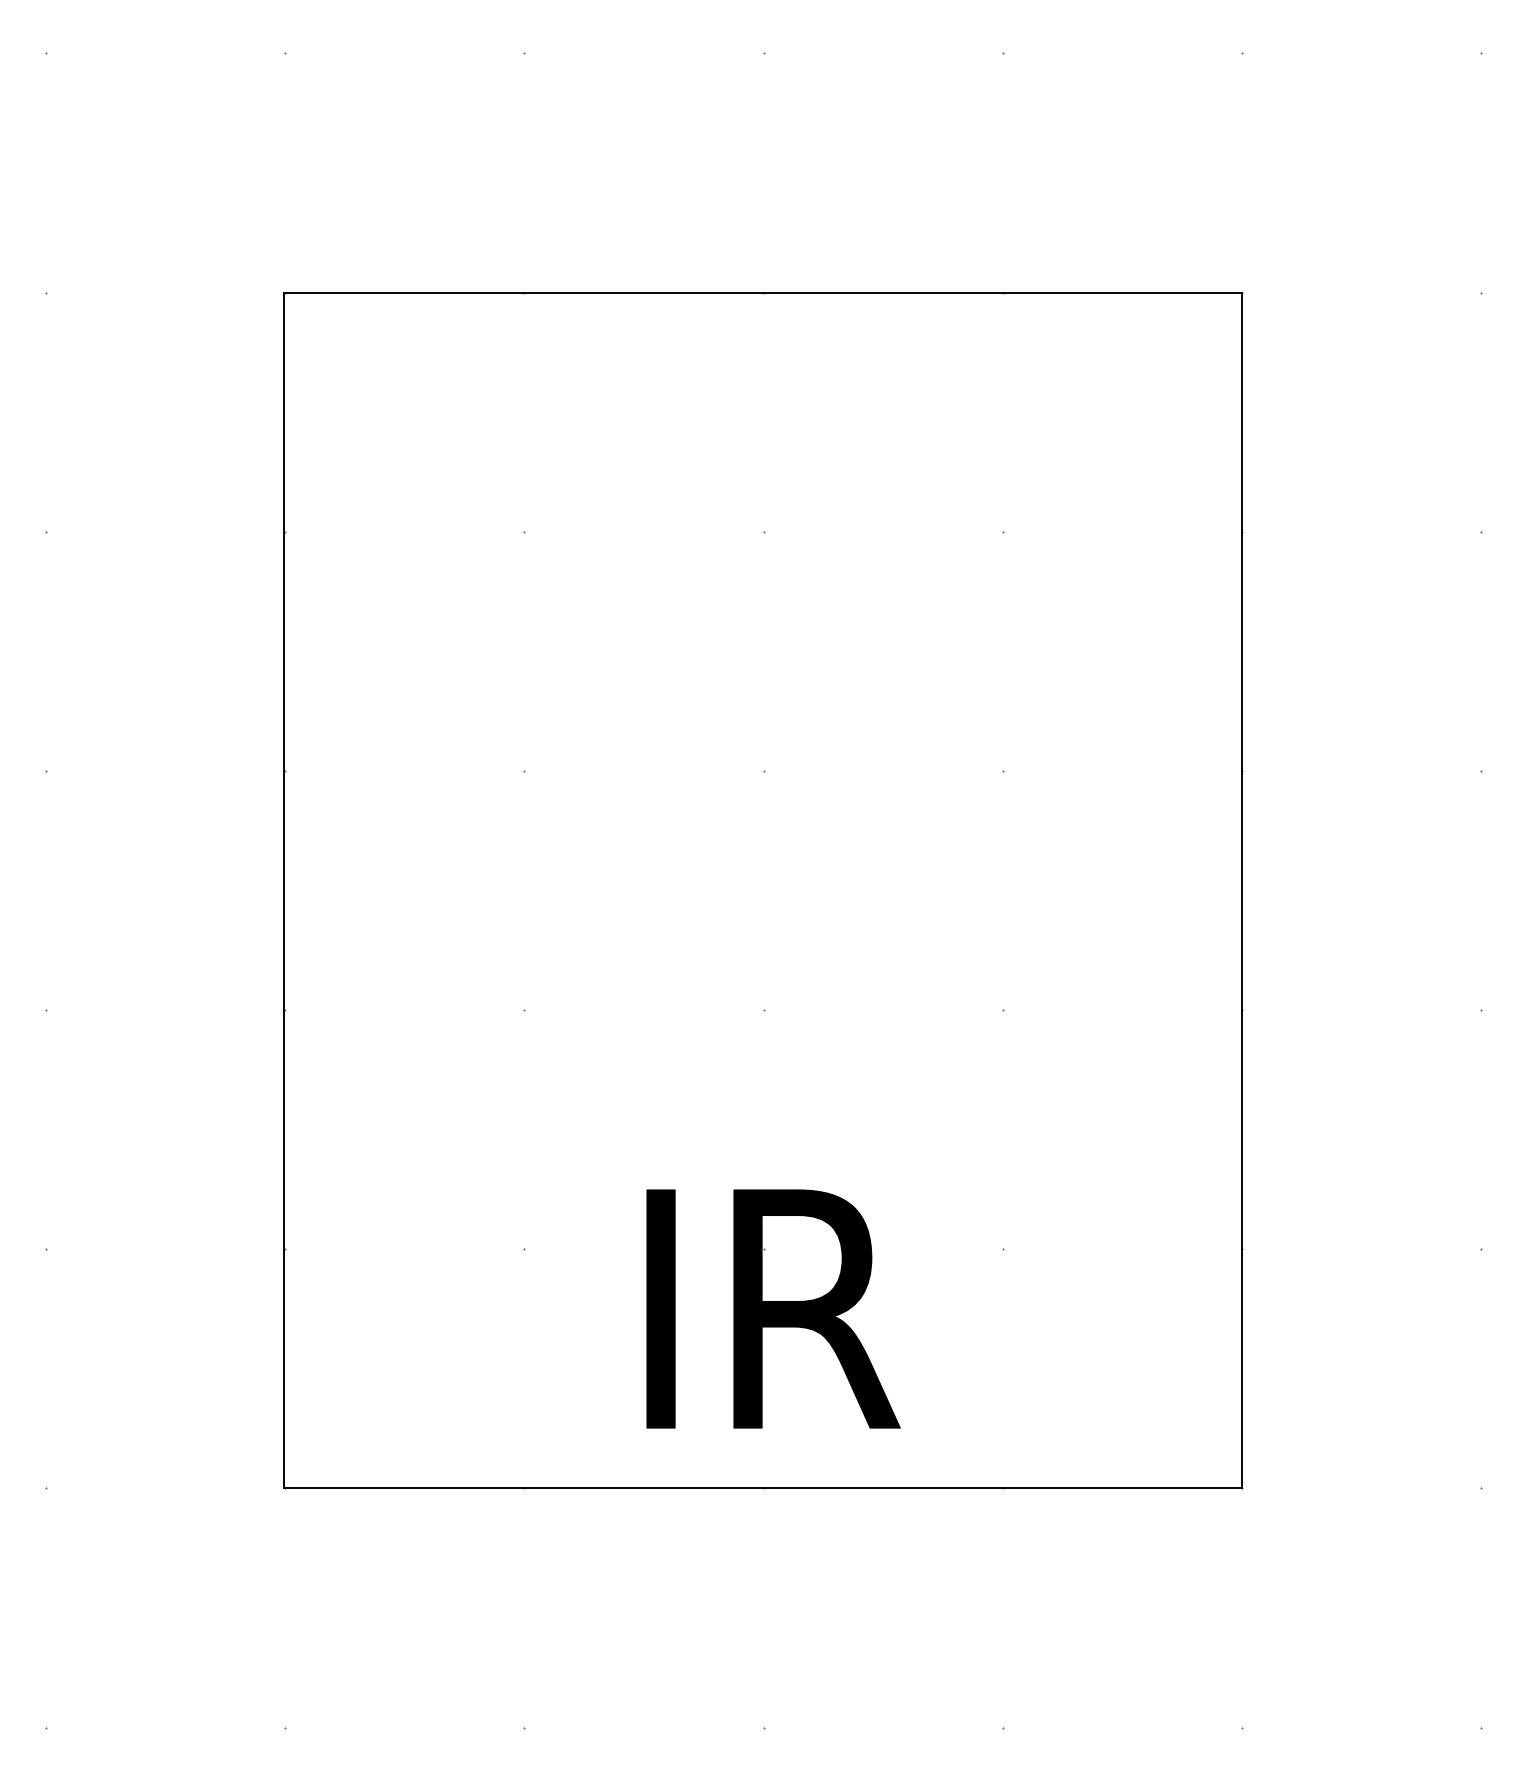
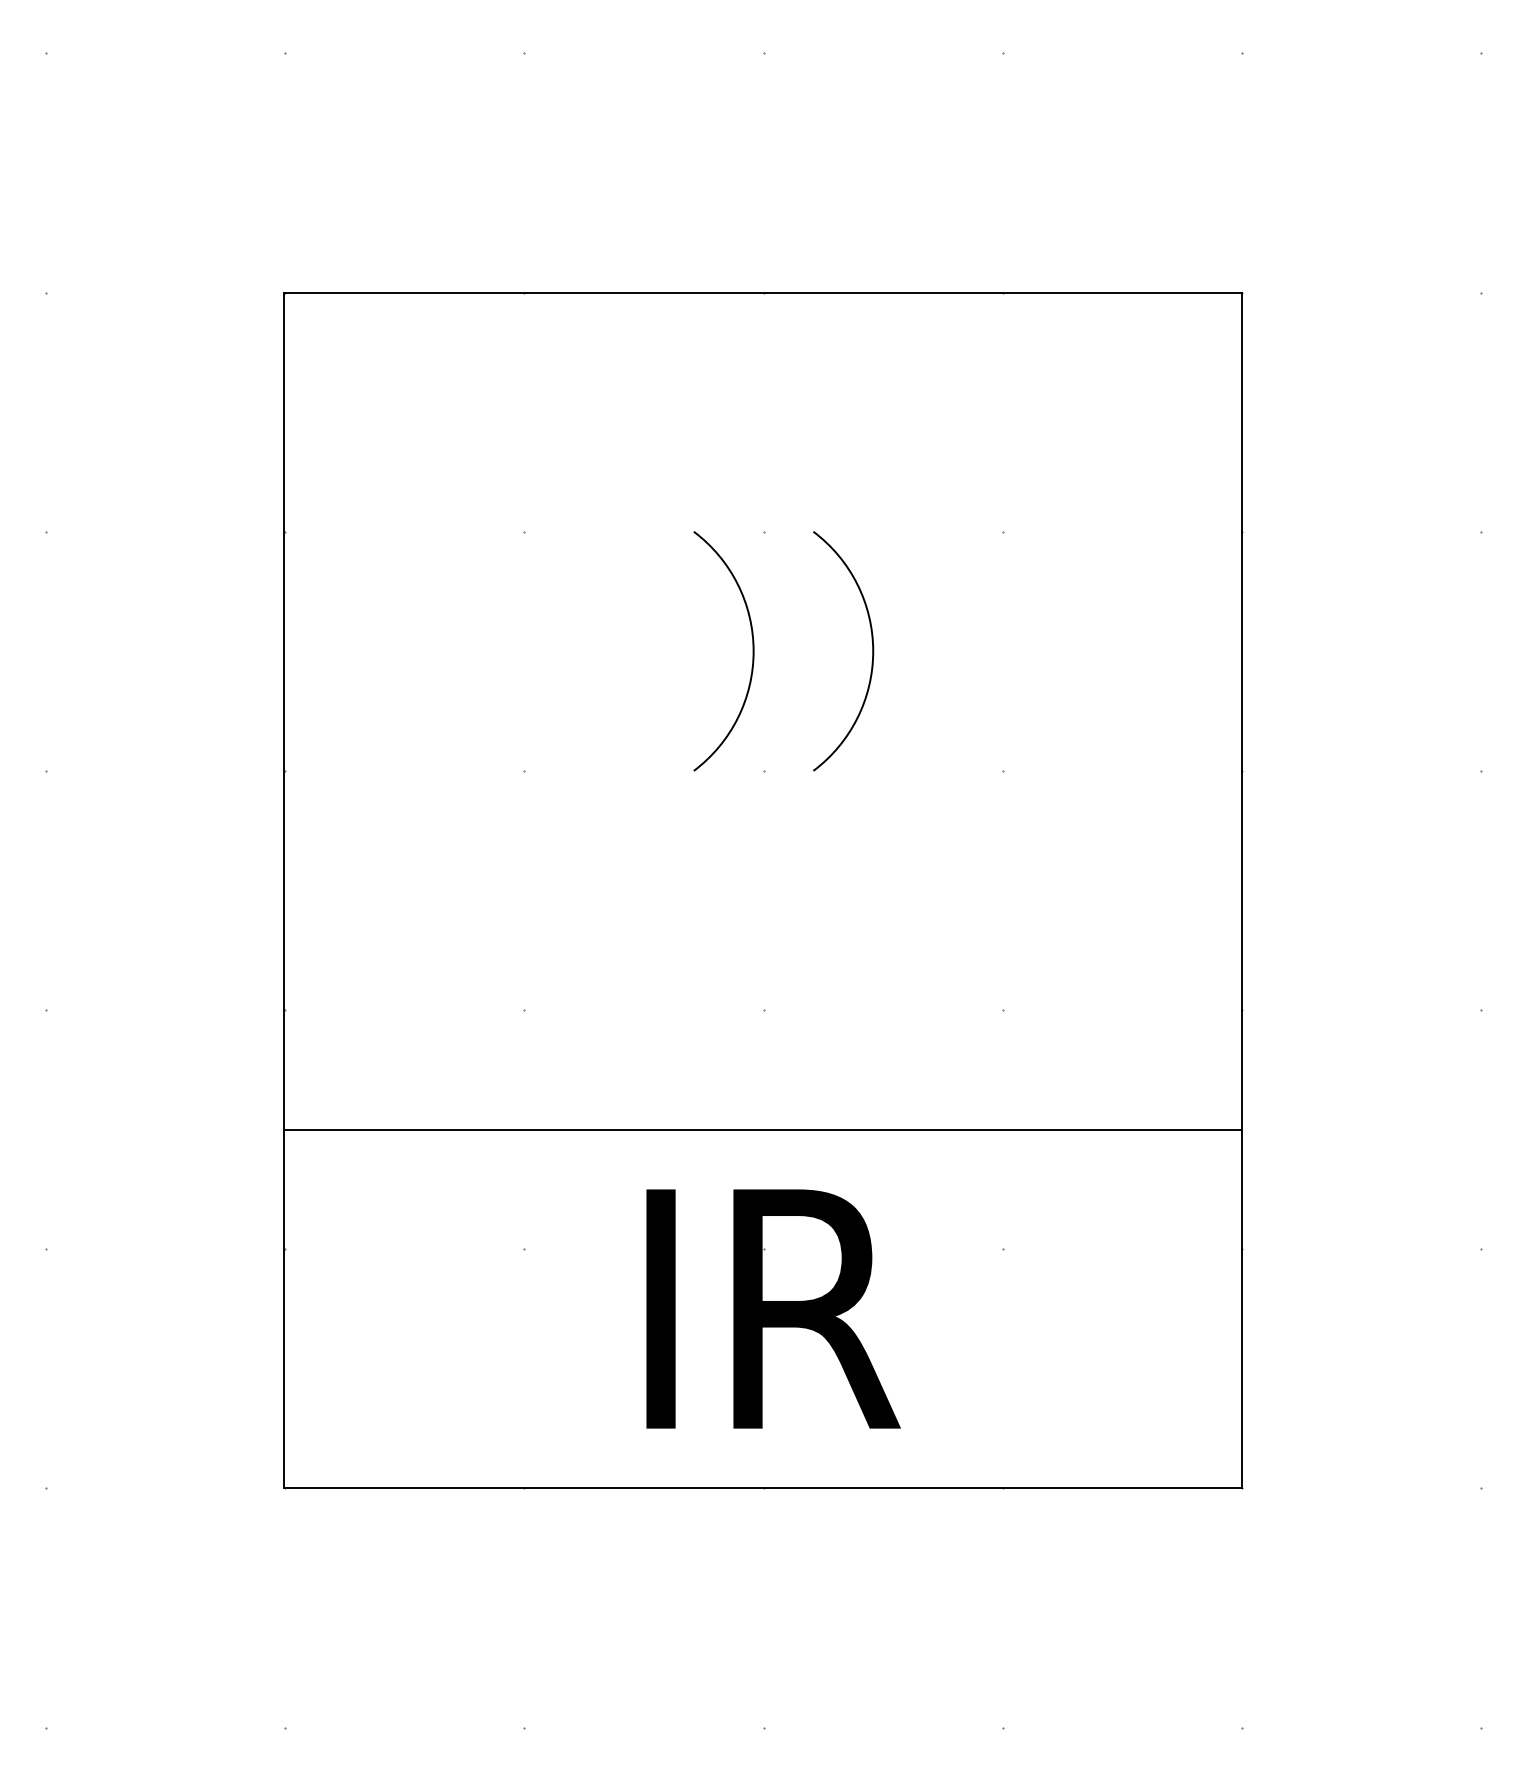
arc: none -> present (752, 651)
arc: none -> present (872, 651)
line: none -> present (763, 1129)
